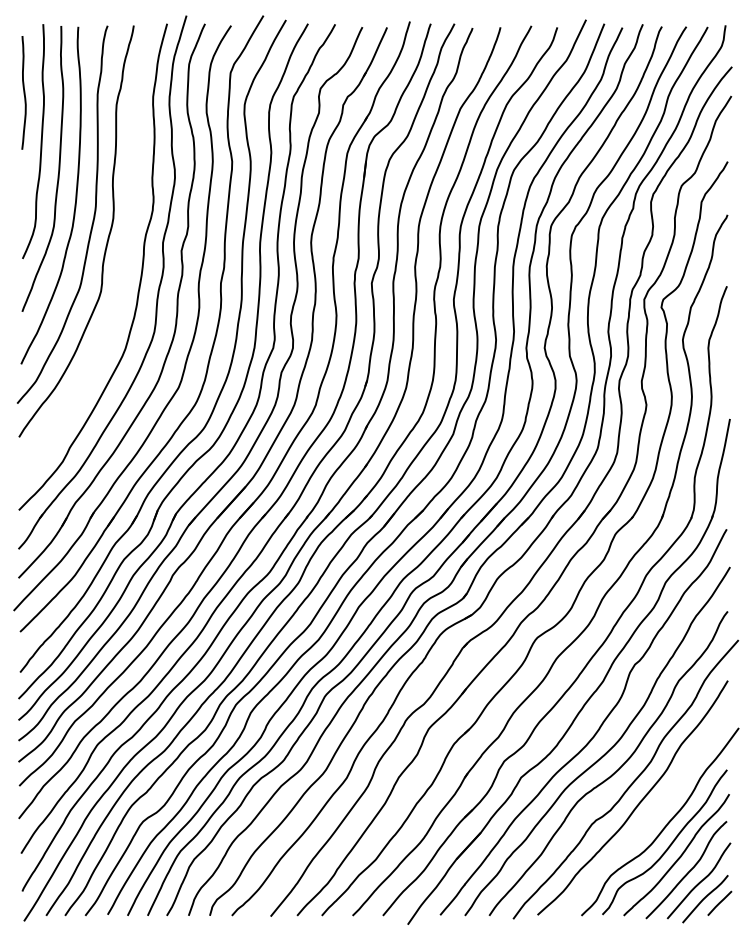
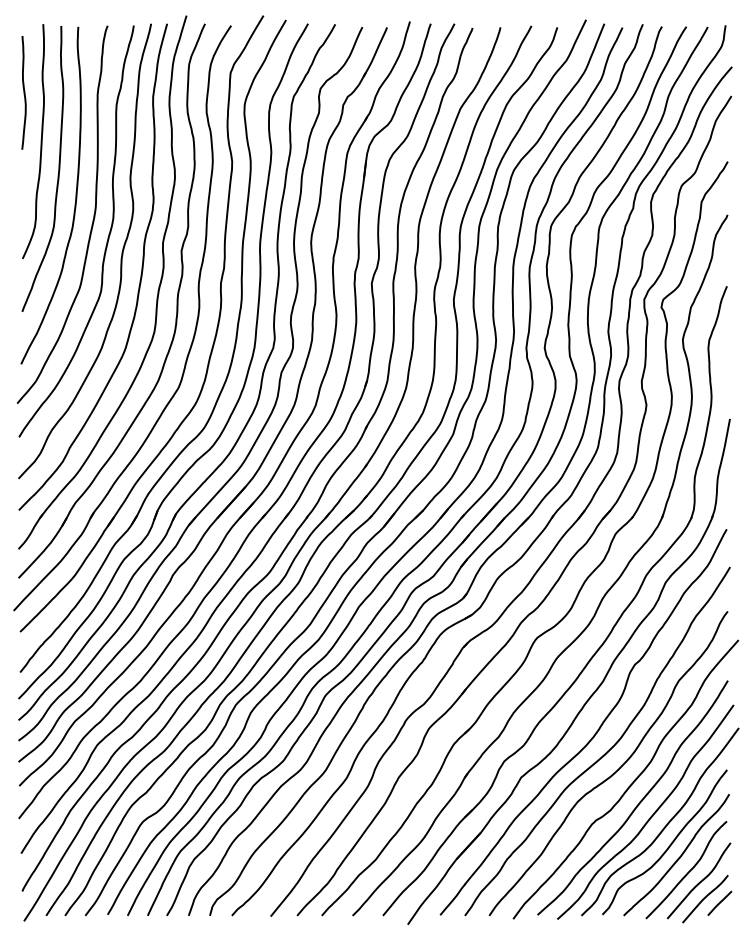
curve: none -> present (120, 258)
curve: none -> present (650, 816)
